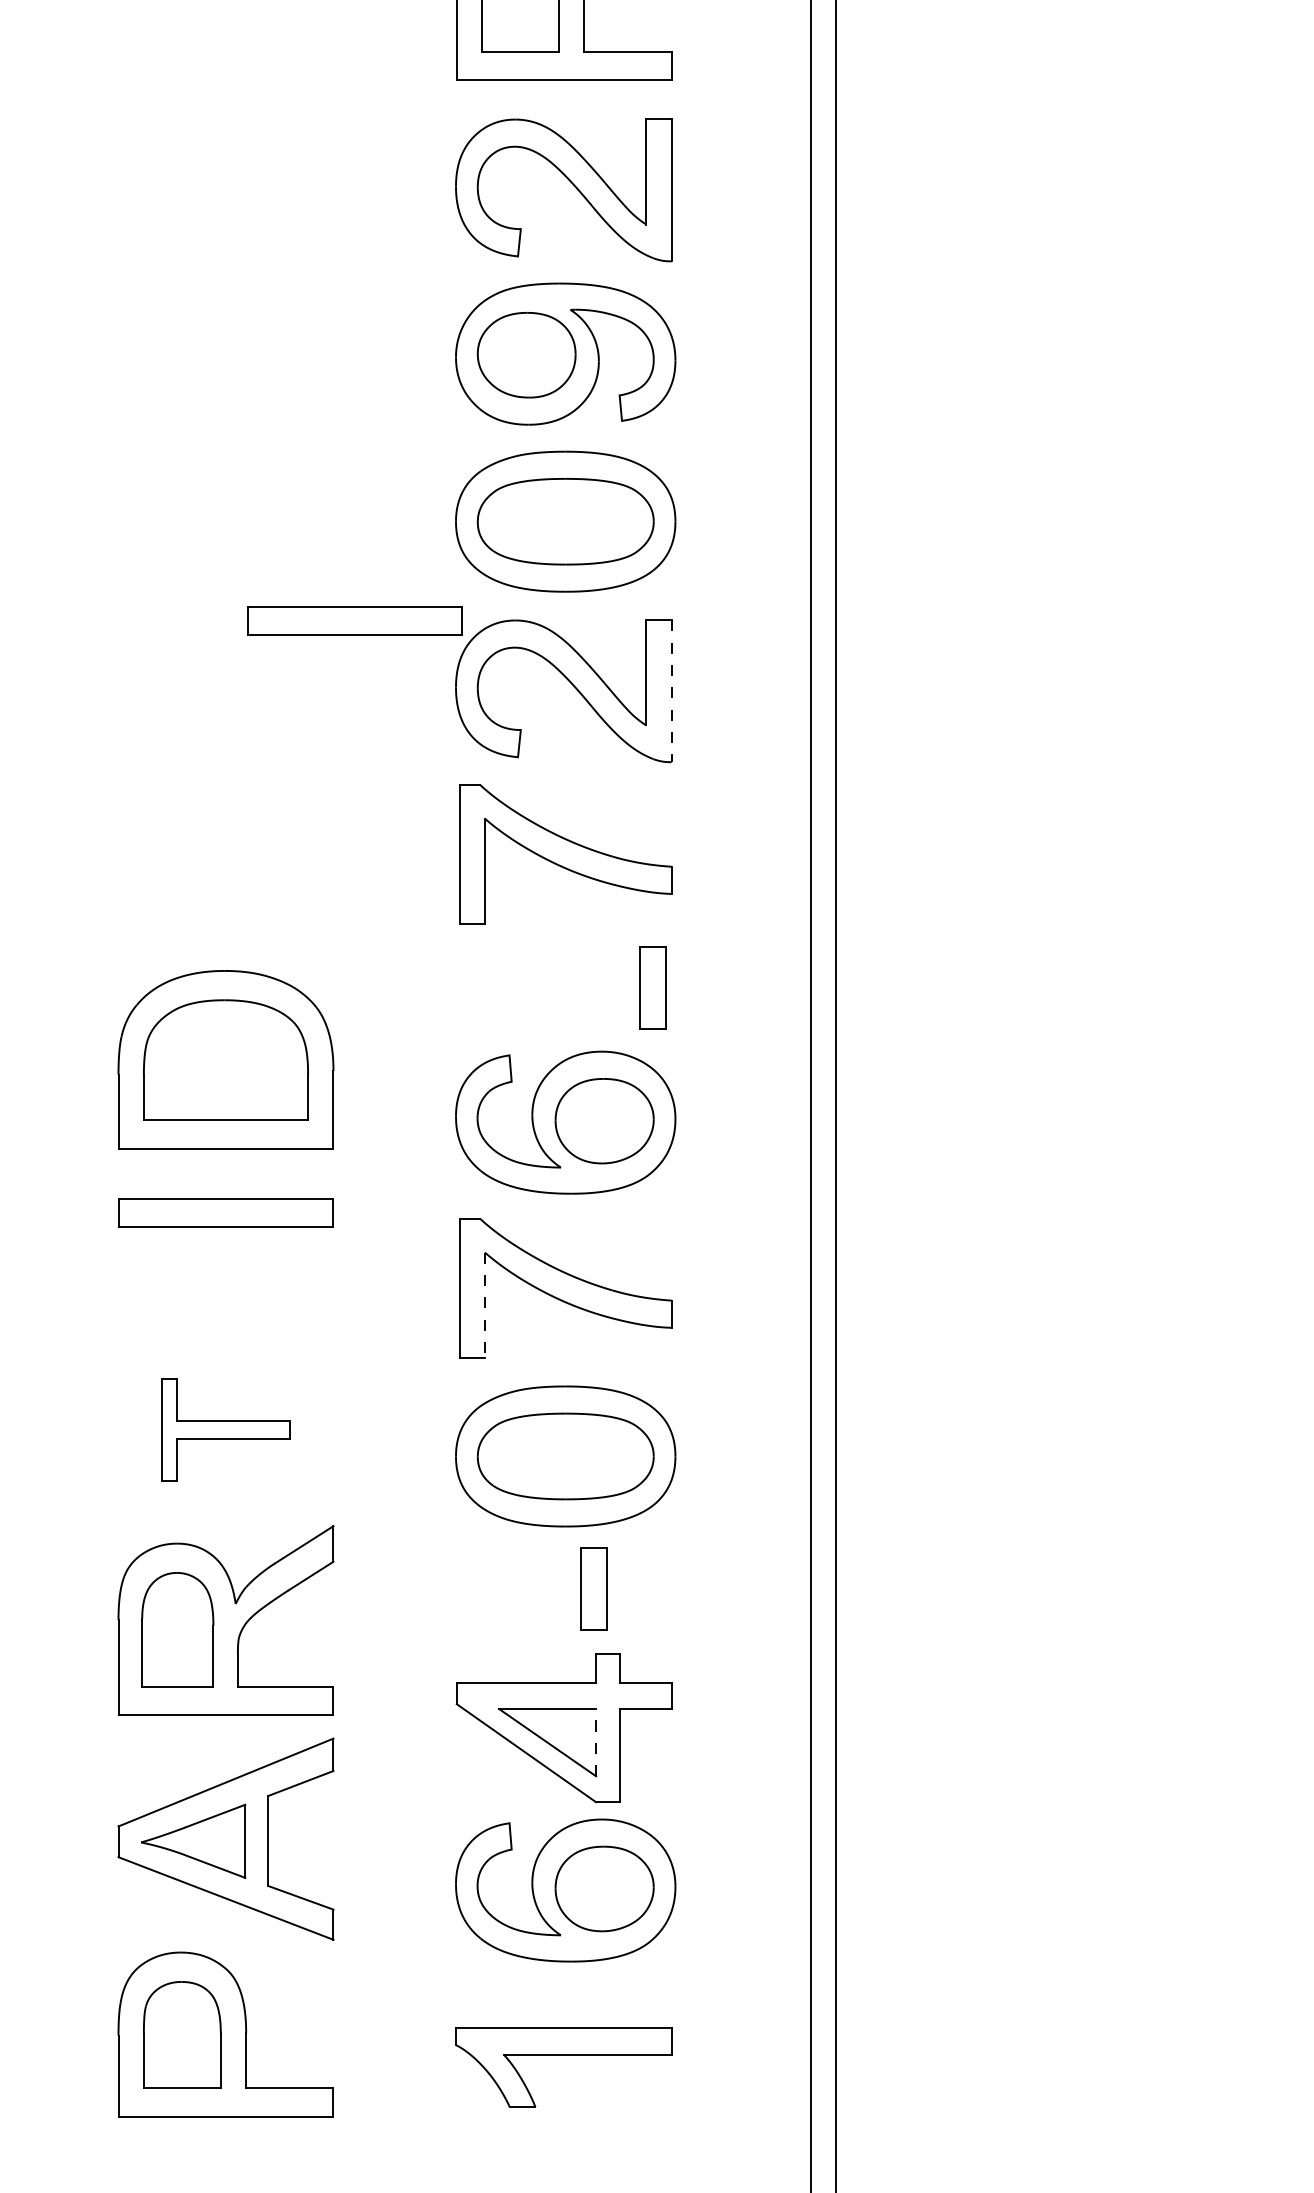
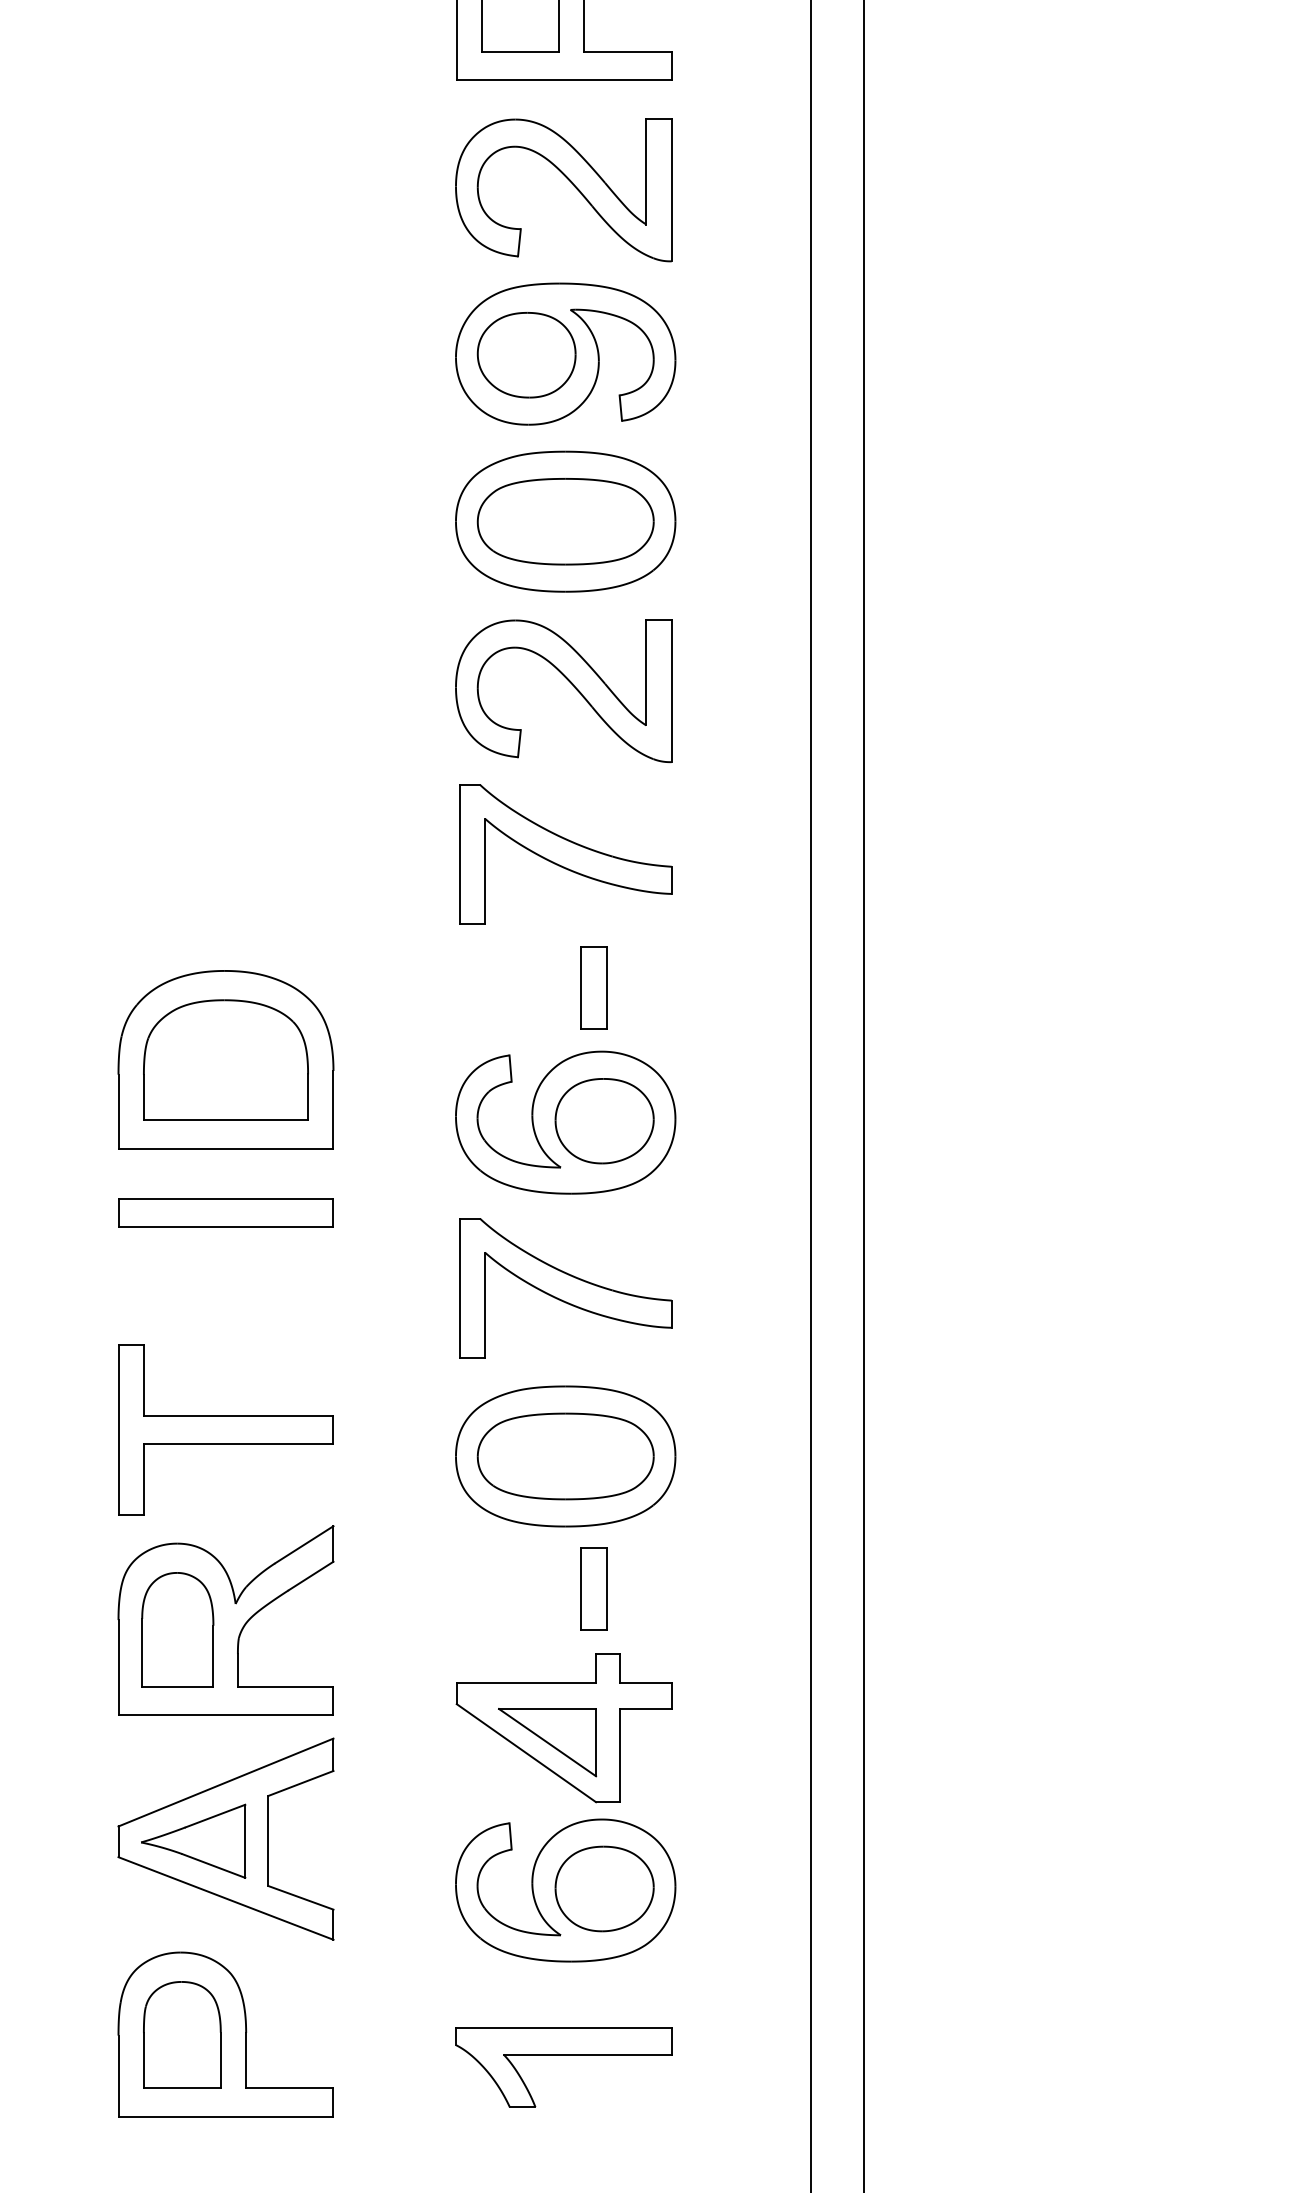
part: present -> none (354, 620)
line: dashed -> solid (671, 691)
part position: (652, 987) -> (593, 987) (593, 987)
line position: (836, 1095) -> (864, 1095) (864, 1095)
line: dashed -> solid (484, 1305)
part size: 130x104 px -> 216x172 px (225, 1429)
line: dashed -> solid (596, 1742)
